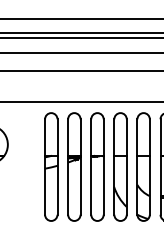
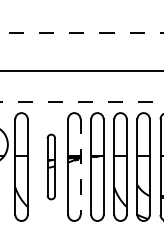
line: present -> none (81, 19)
line: solid -> dashed (82, 32)
line: present -> none (81, 38)
line: present -> none (81, 52)
line: solid -> dashed (81, 101)
part: none -> present (21, 166)
part size: 15x110 px -> 10x68 px (50, 166)
line: solid -> dashed (80, 167)
